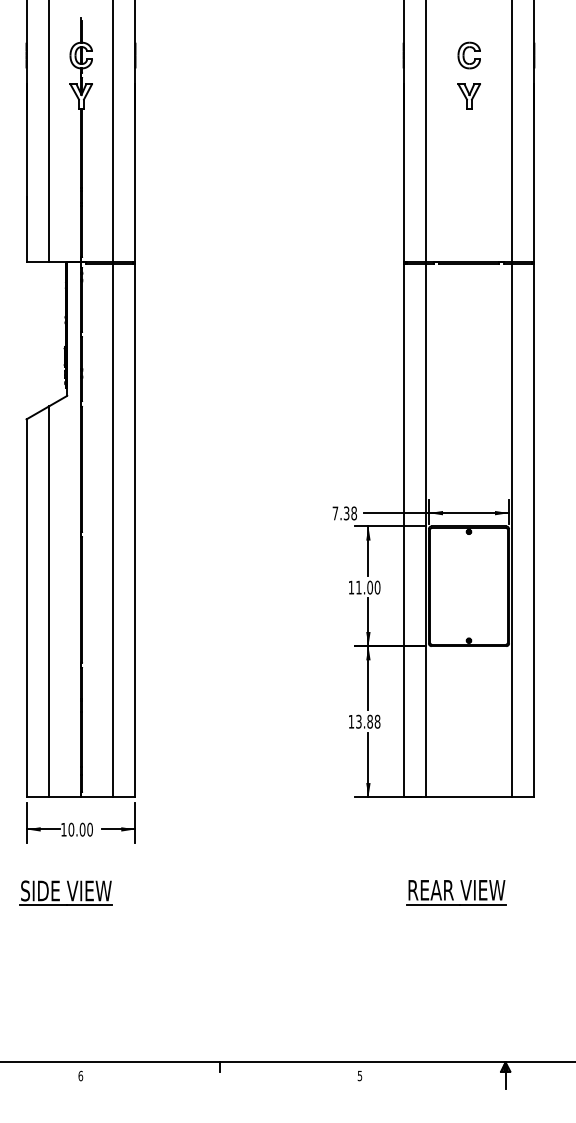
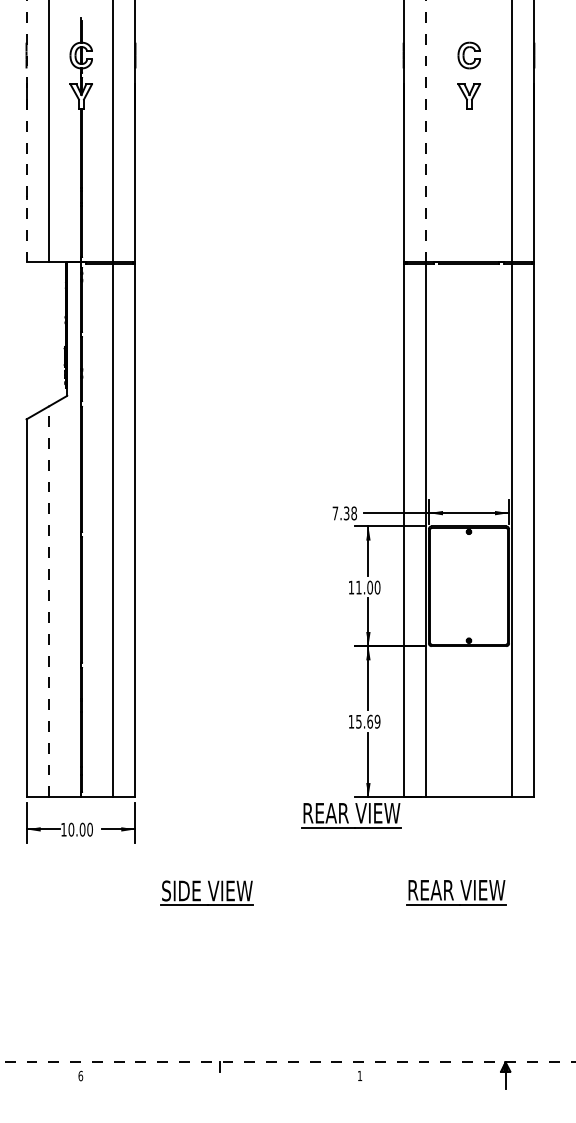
line: solid -> dashed (26, 131)
line: solid -> dashed (426, 131)
line: solid -> dashed (49, 601)
text: 13.88 -> 15.69 (368, 721)
part: none -> present (351, 815)
part position: (65, 892) -> (206, 892) (206, 892)
line: solid -> dashed (287, 1062)
text: 5 -> 1 (359, 1076)
